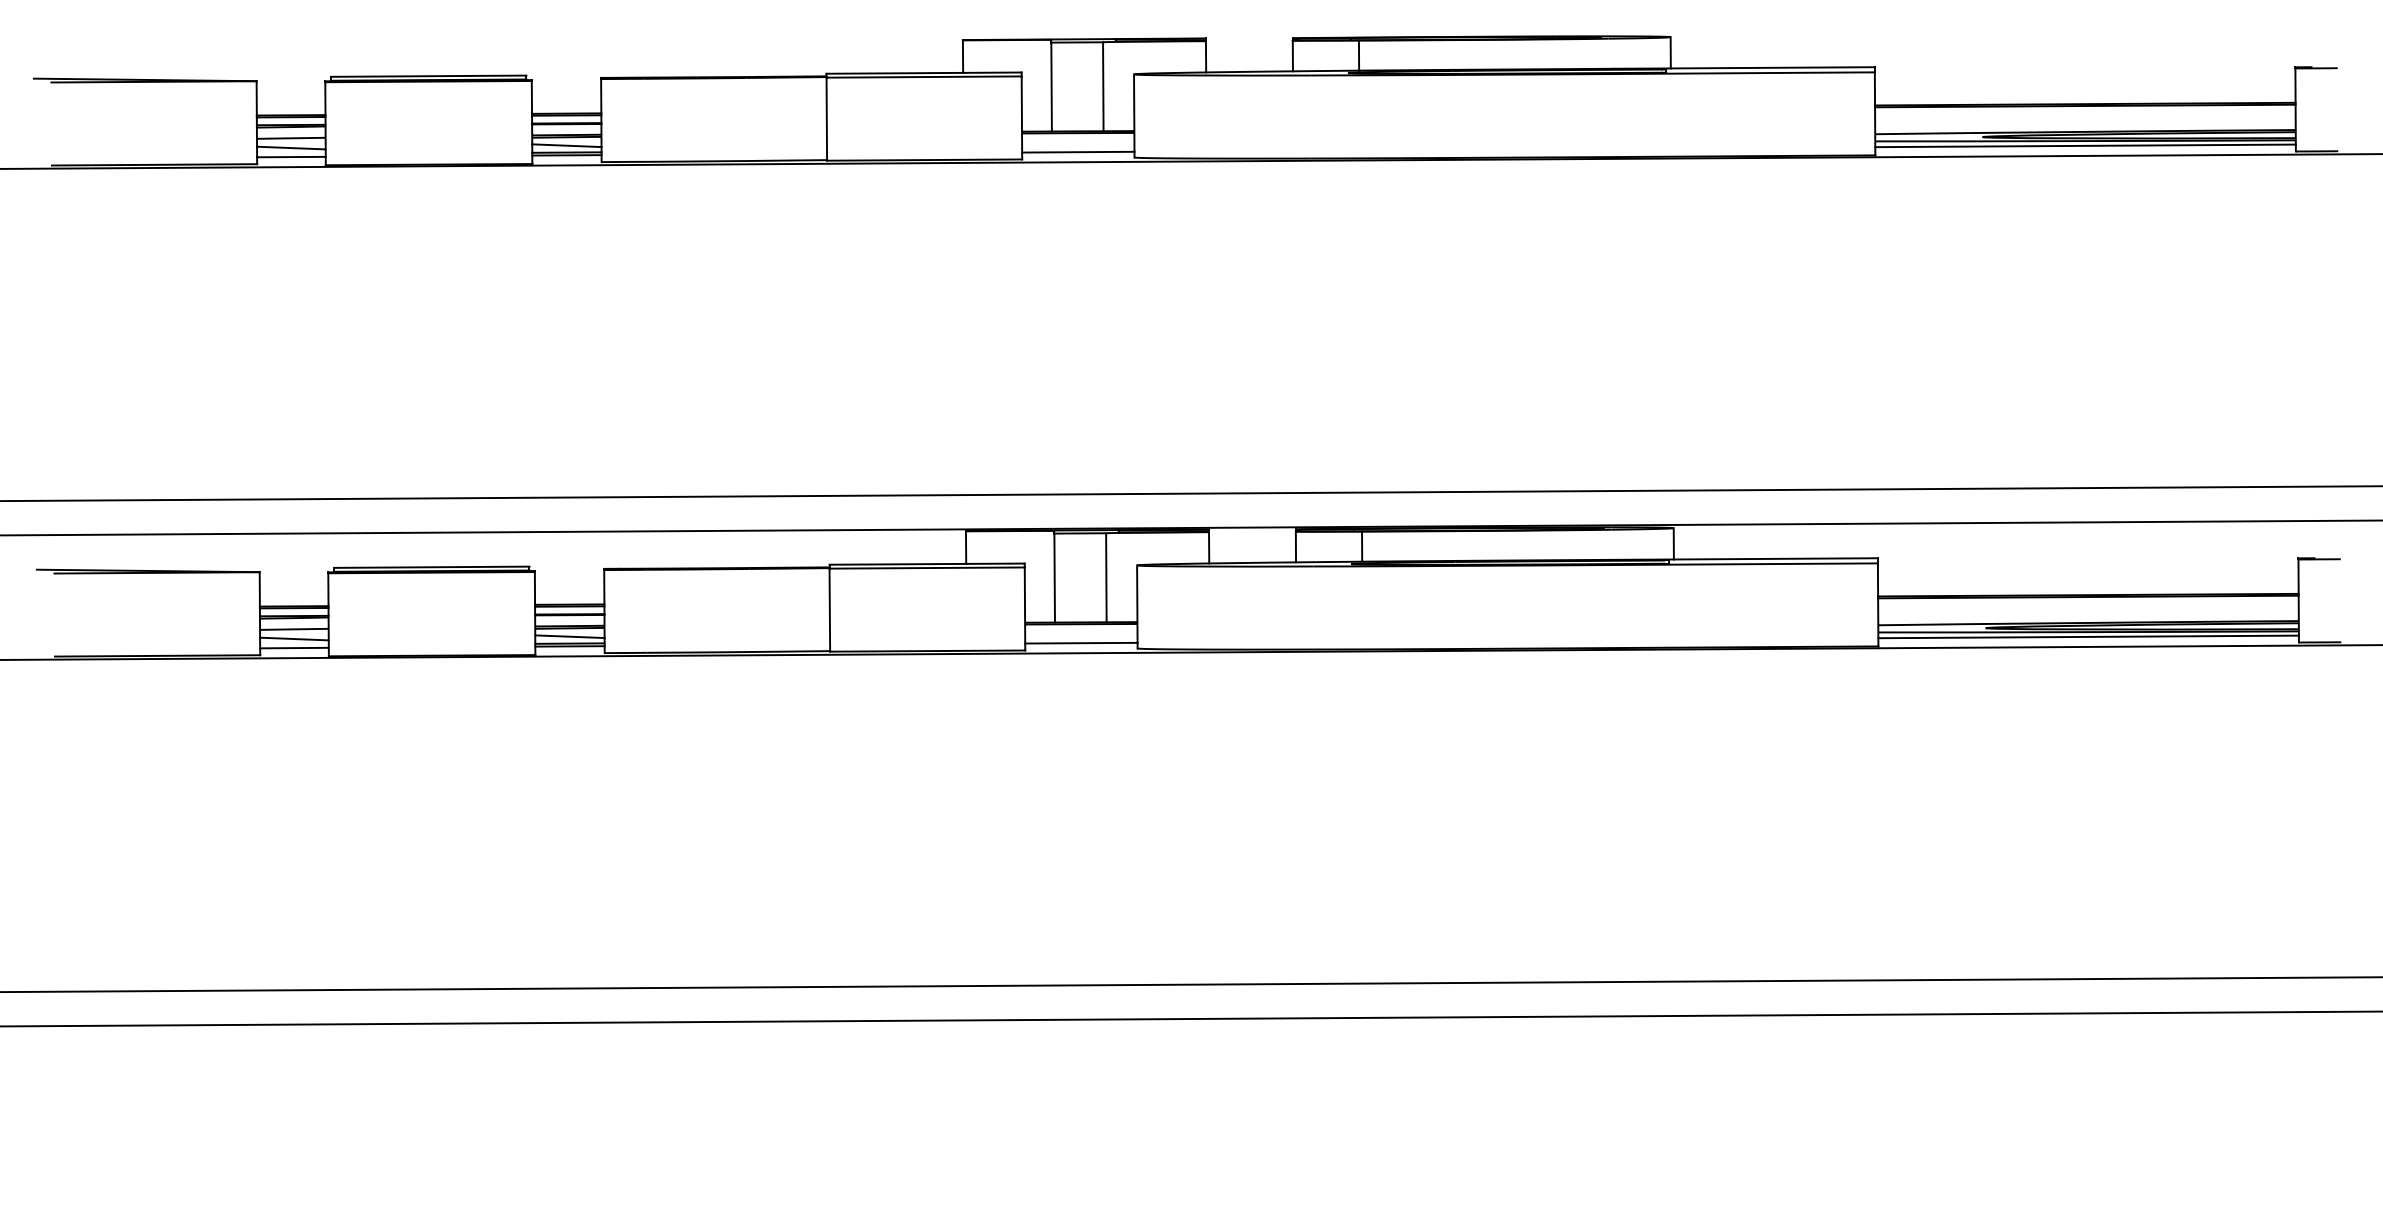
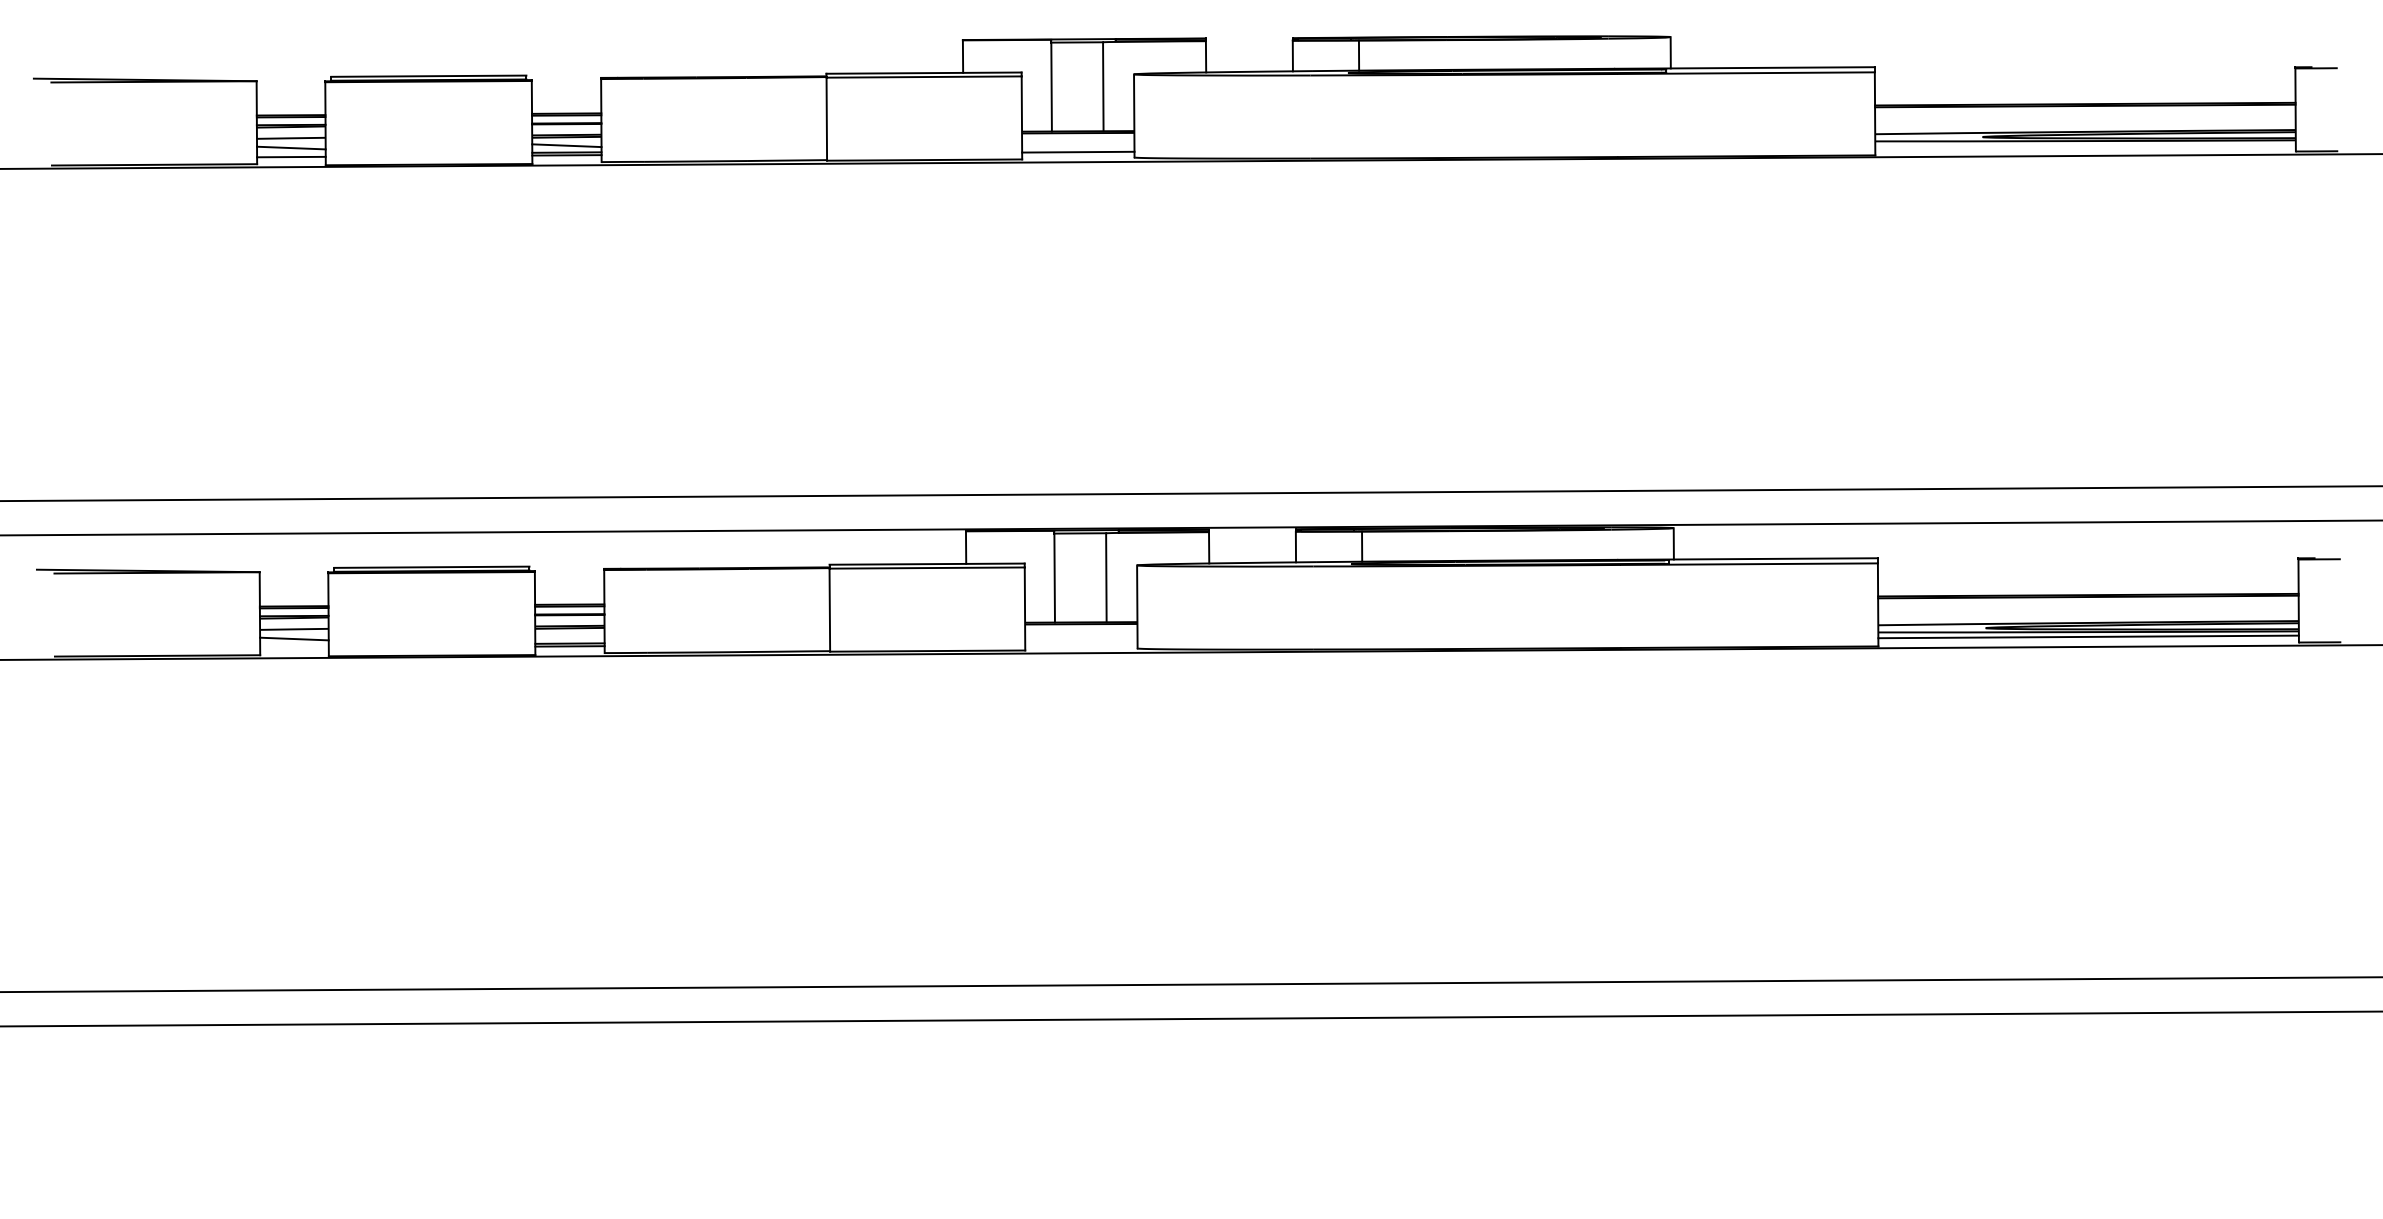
line: present -> none (2085, 145)
line: present -> none (569, 636)
line: present -> none (1081, 642)
line: present -> none (294, 647)
